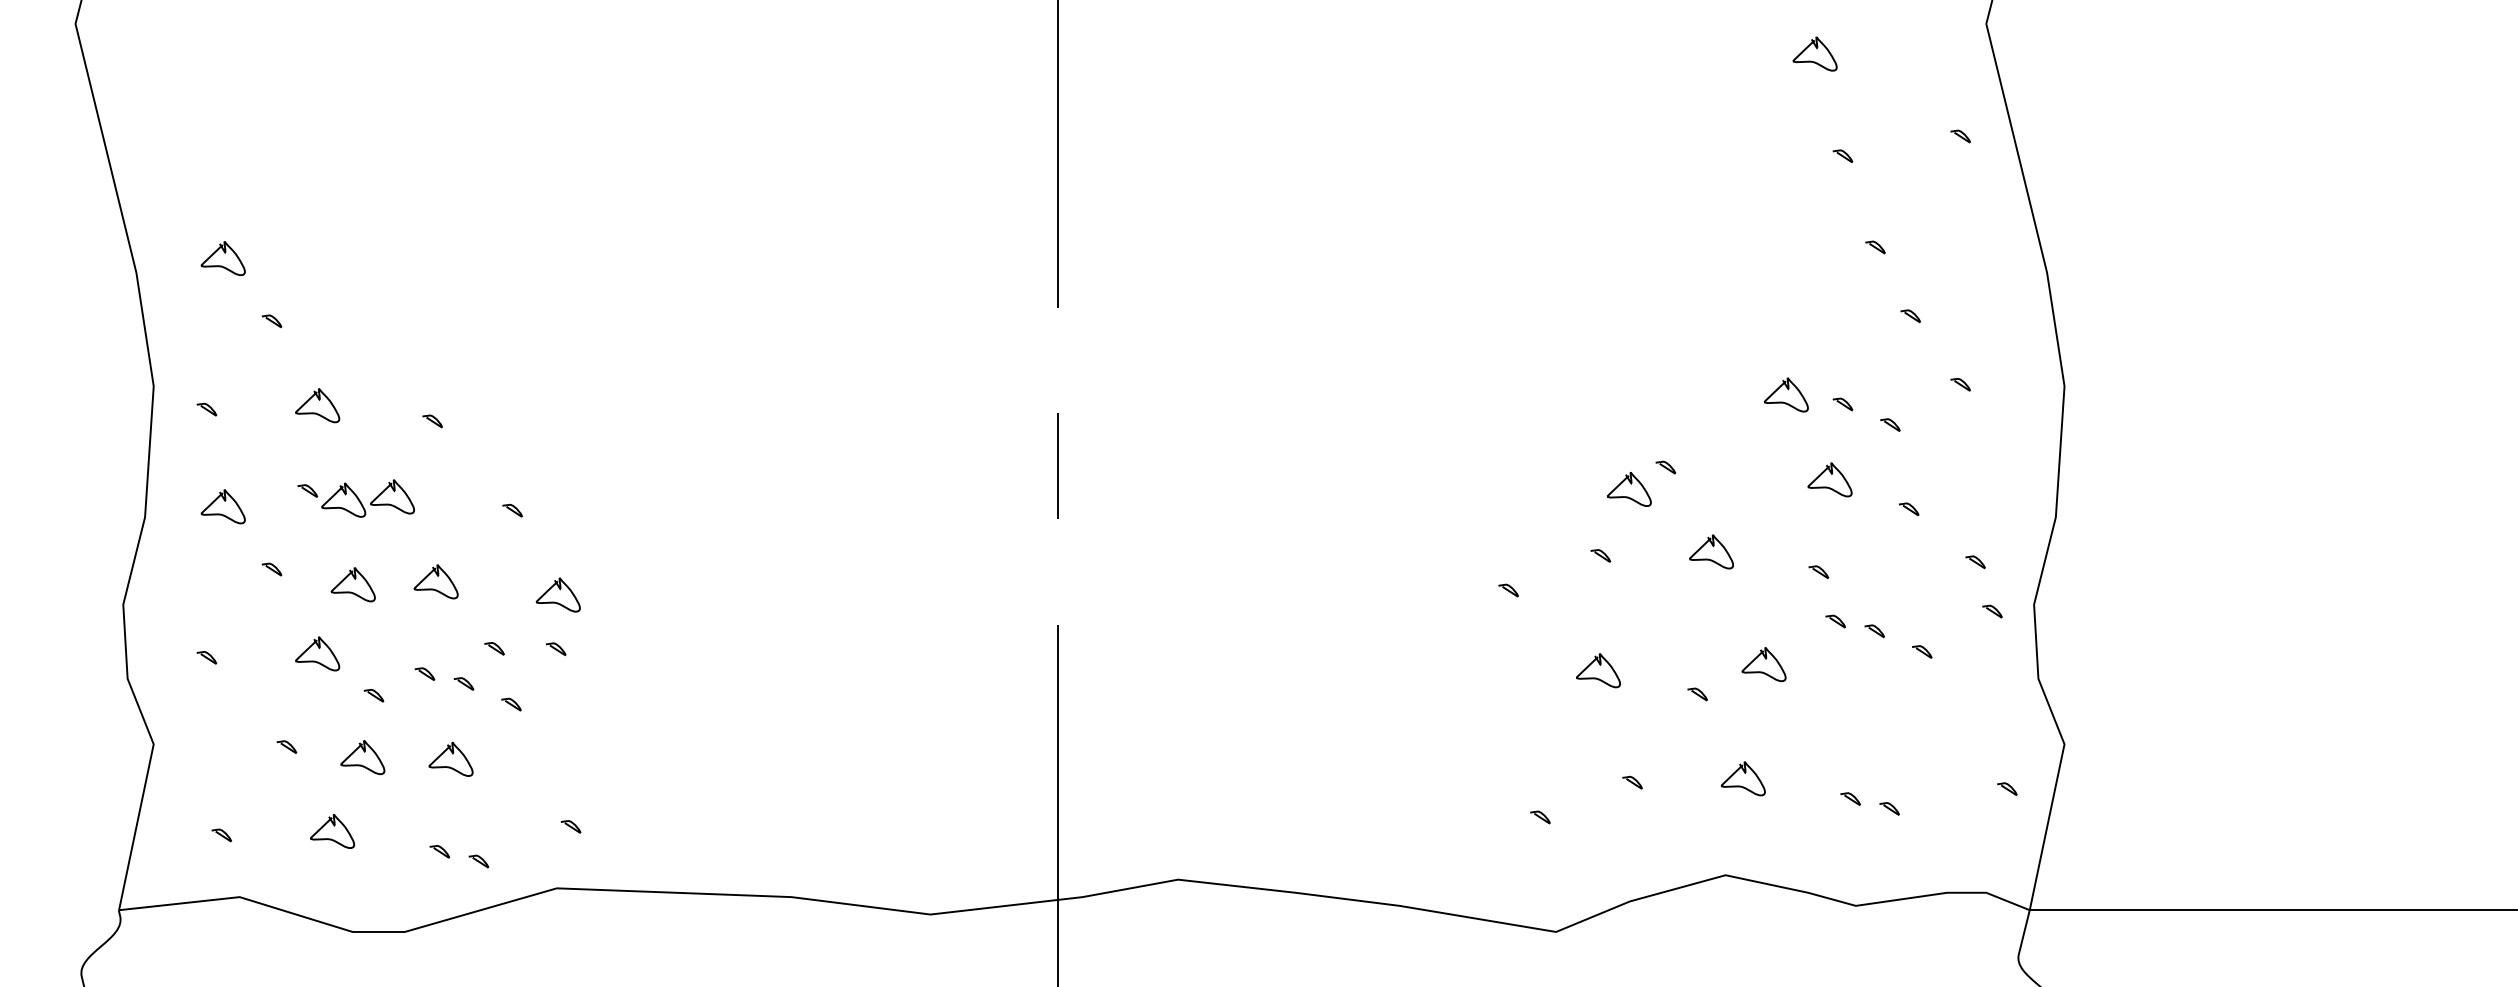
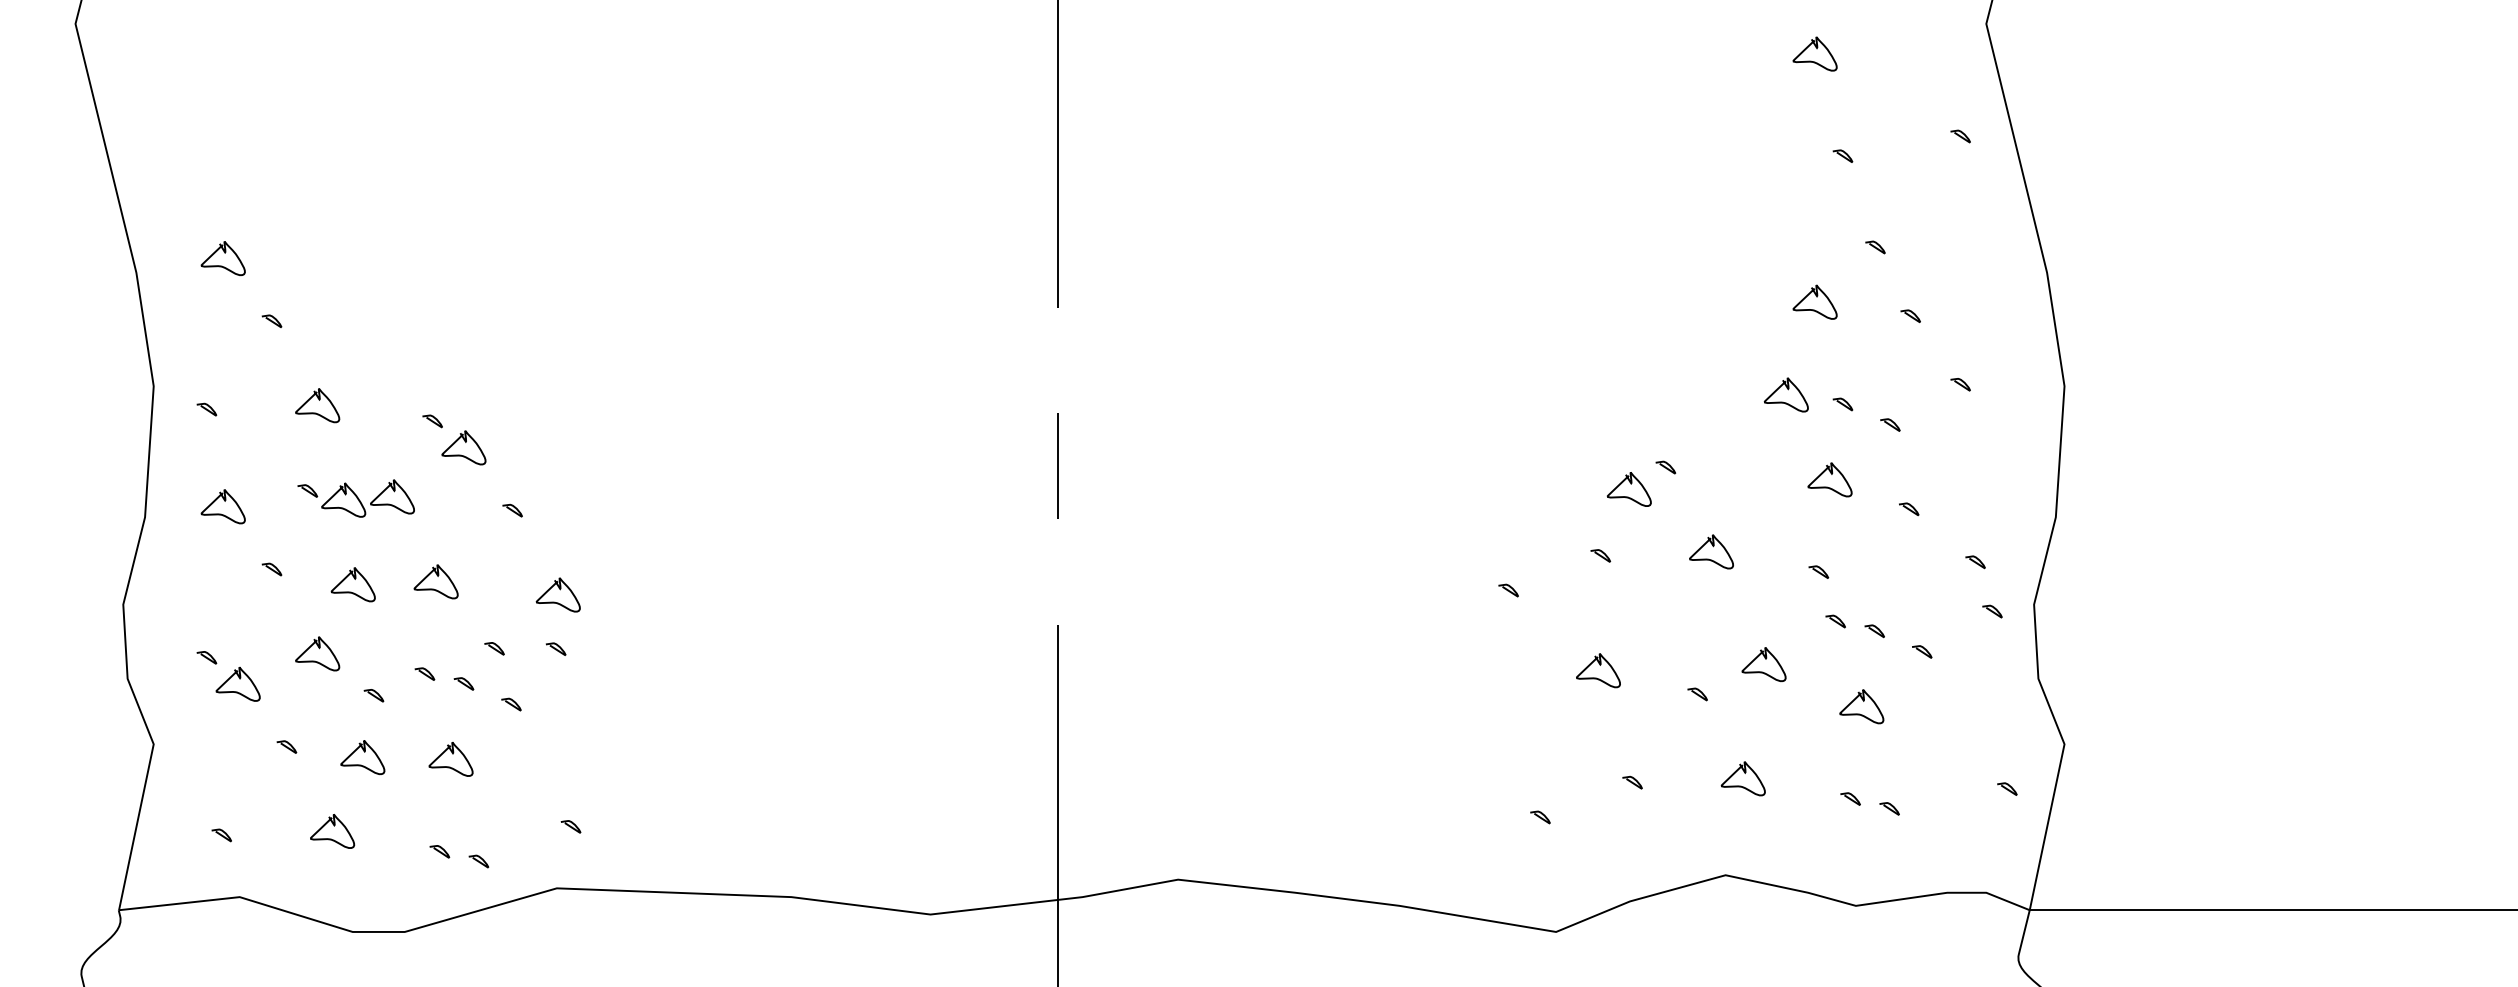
curve: none -> present (1816, 297)
curve: none -> present (465, 442)
curve: none -> present (239, 679)
curve: none -> present (1863, 701)
